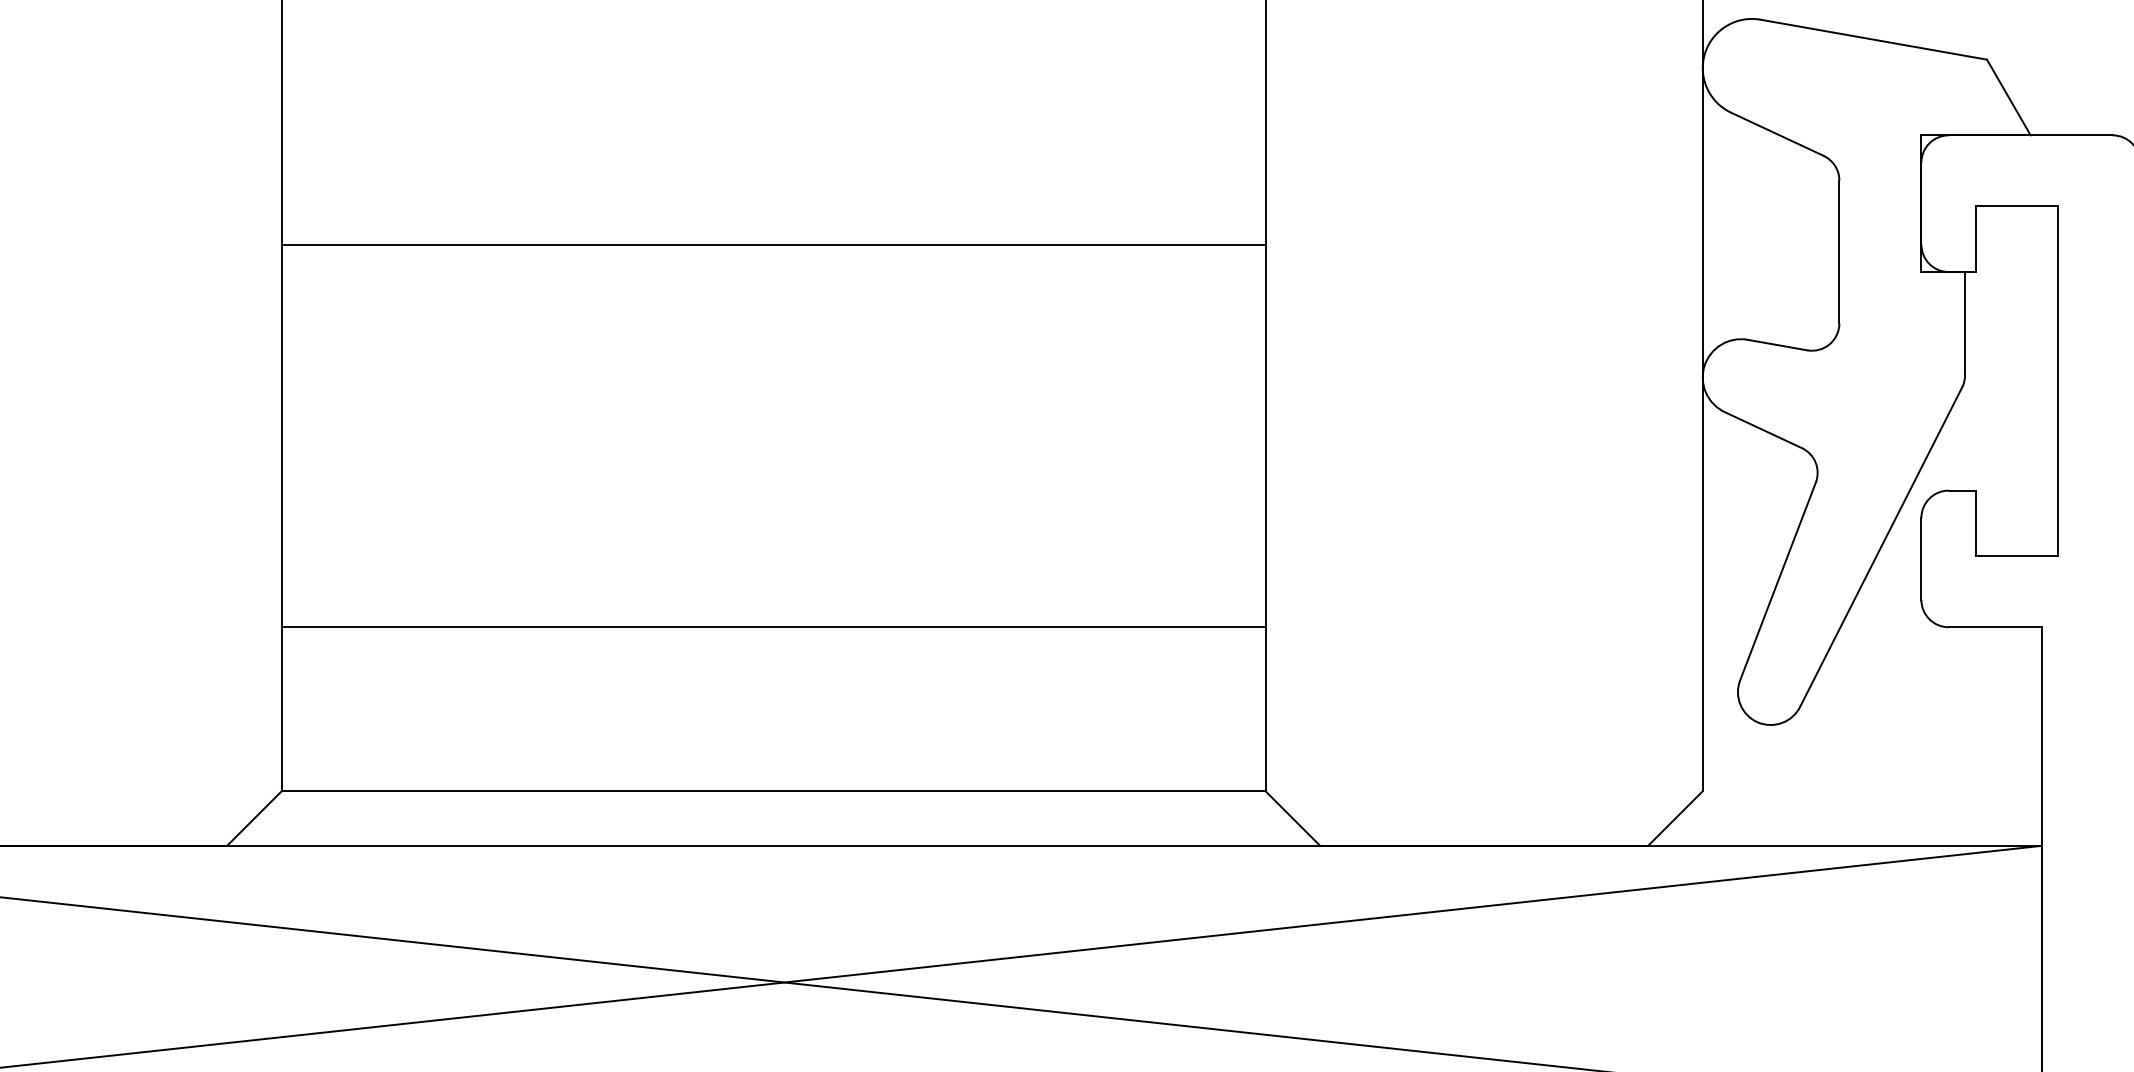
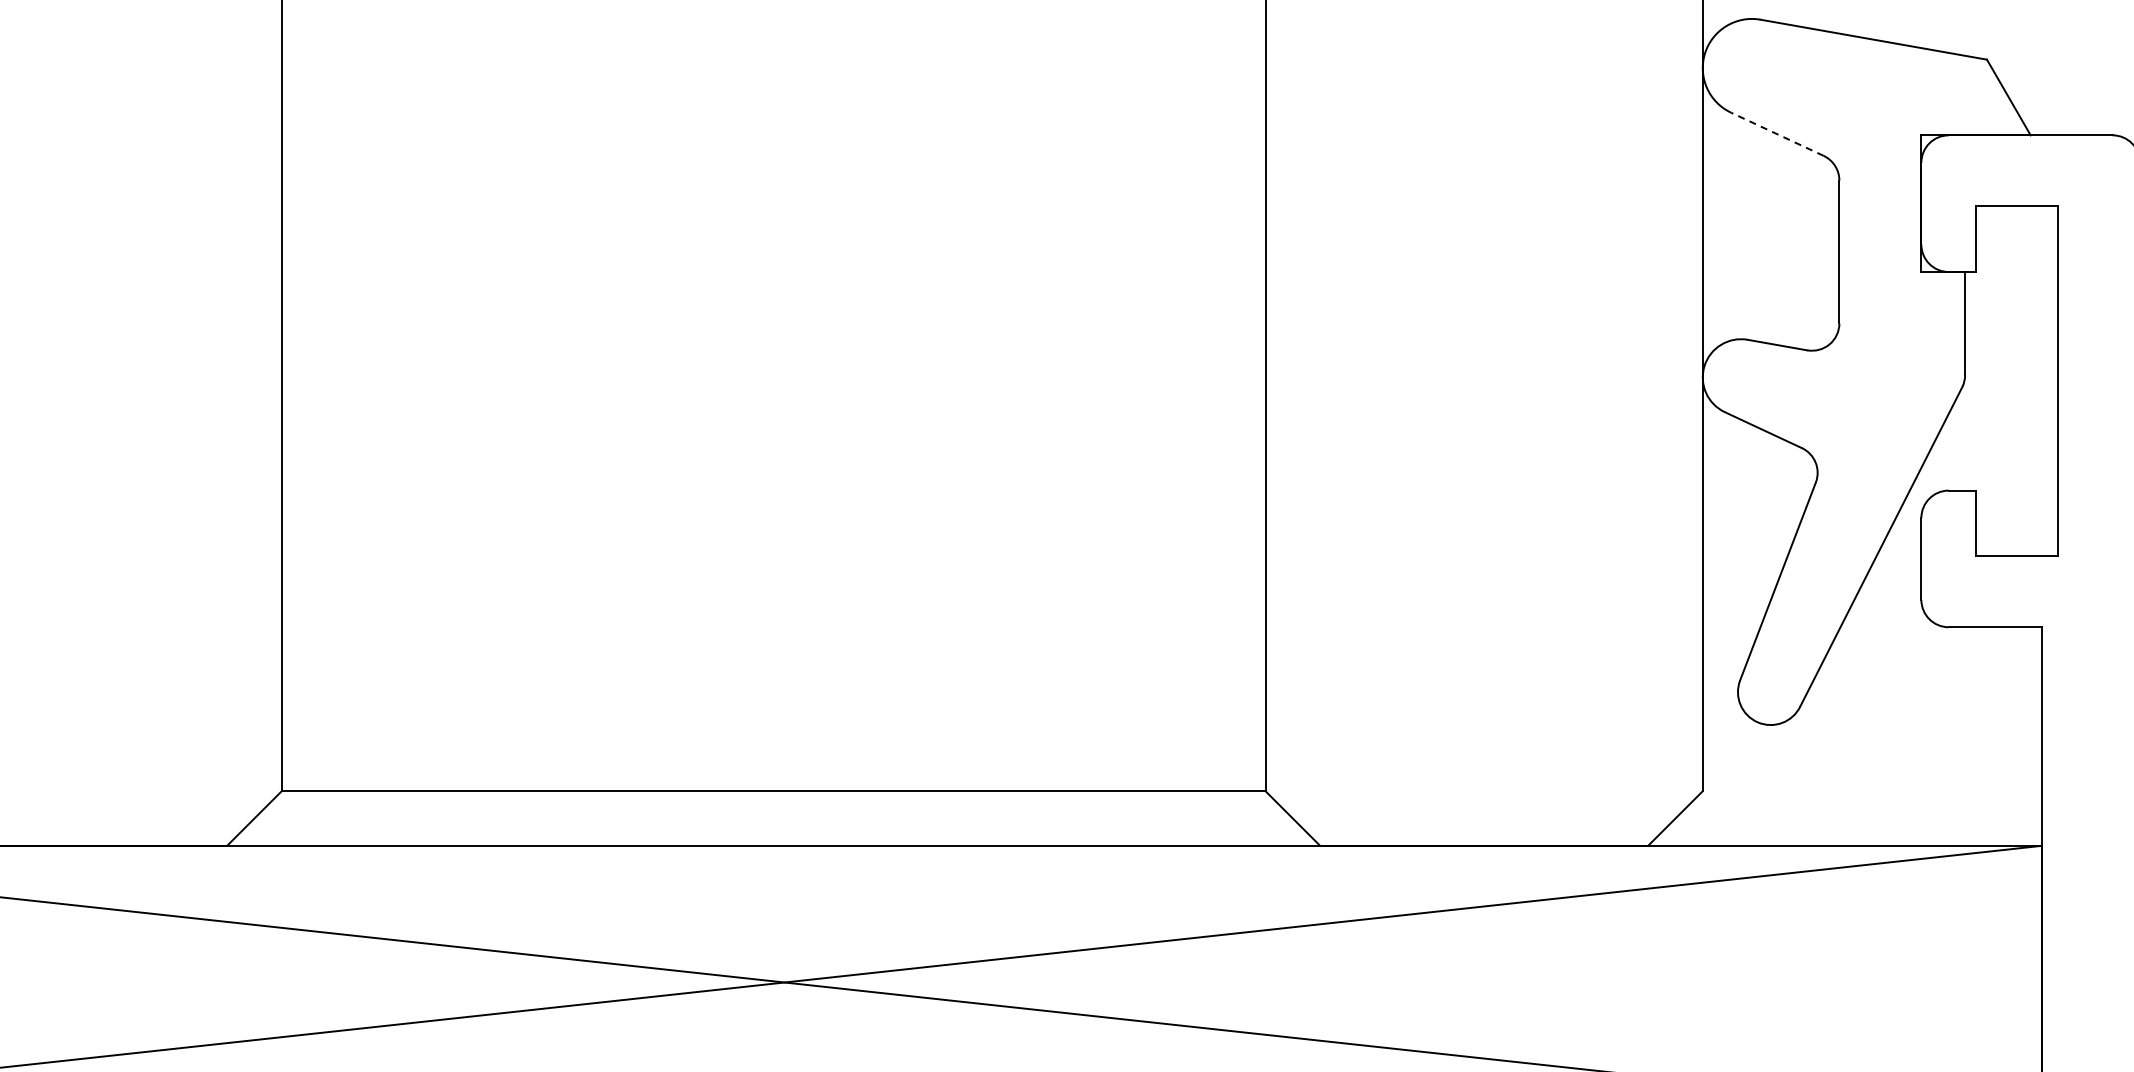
line: solid -> dashed (1776, 134)
line: present -> none (773, 244)
line: present -> none (773, 627)
